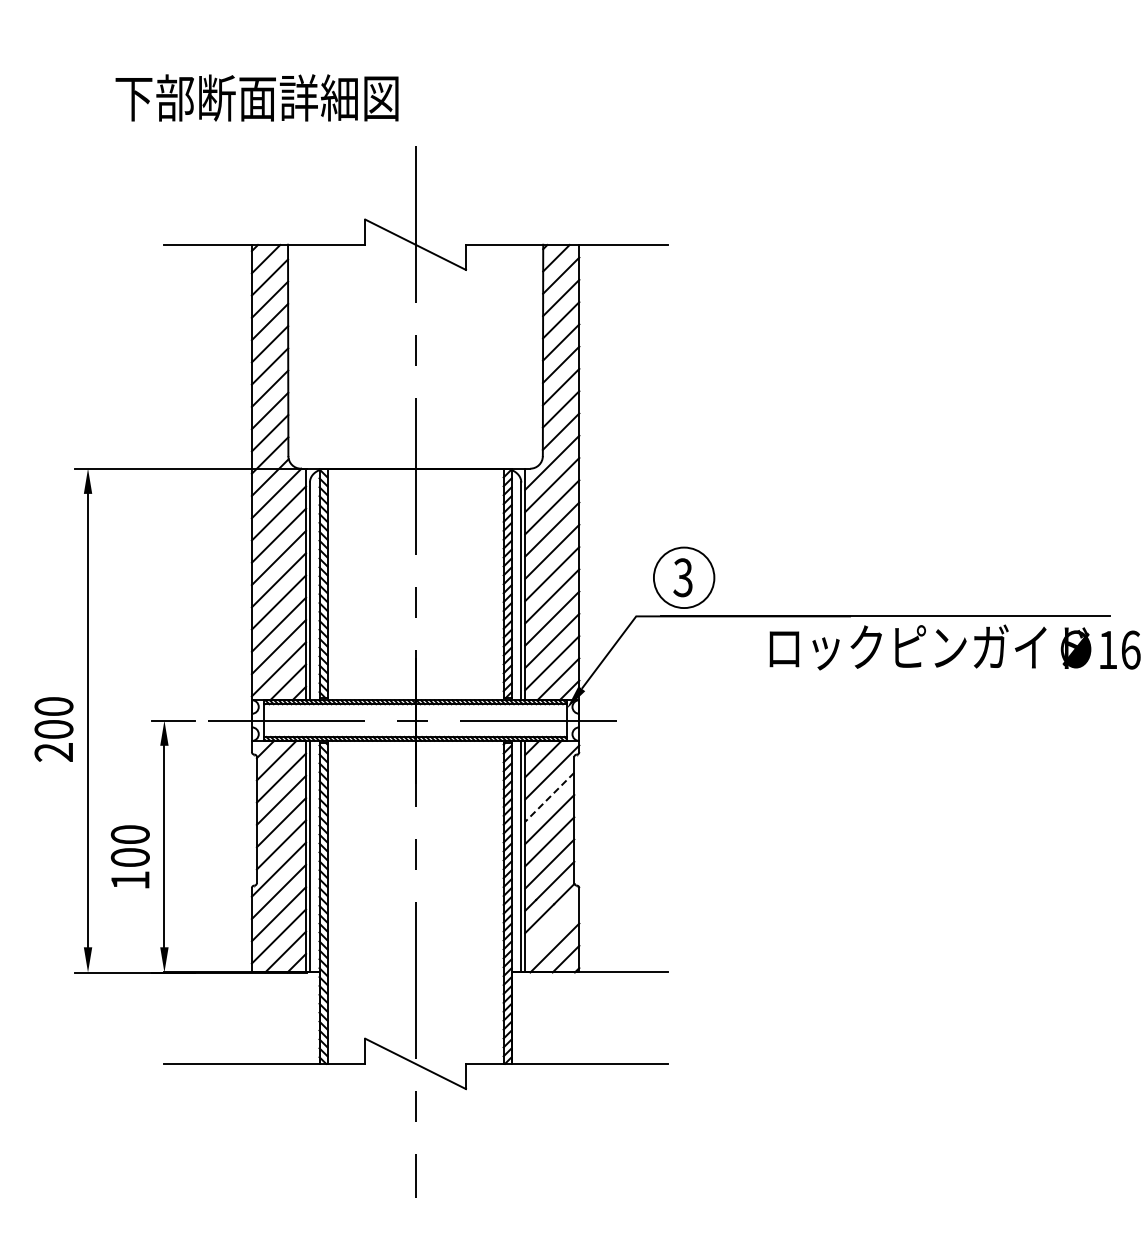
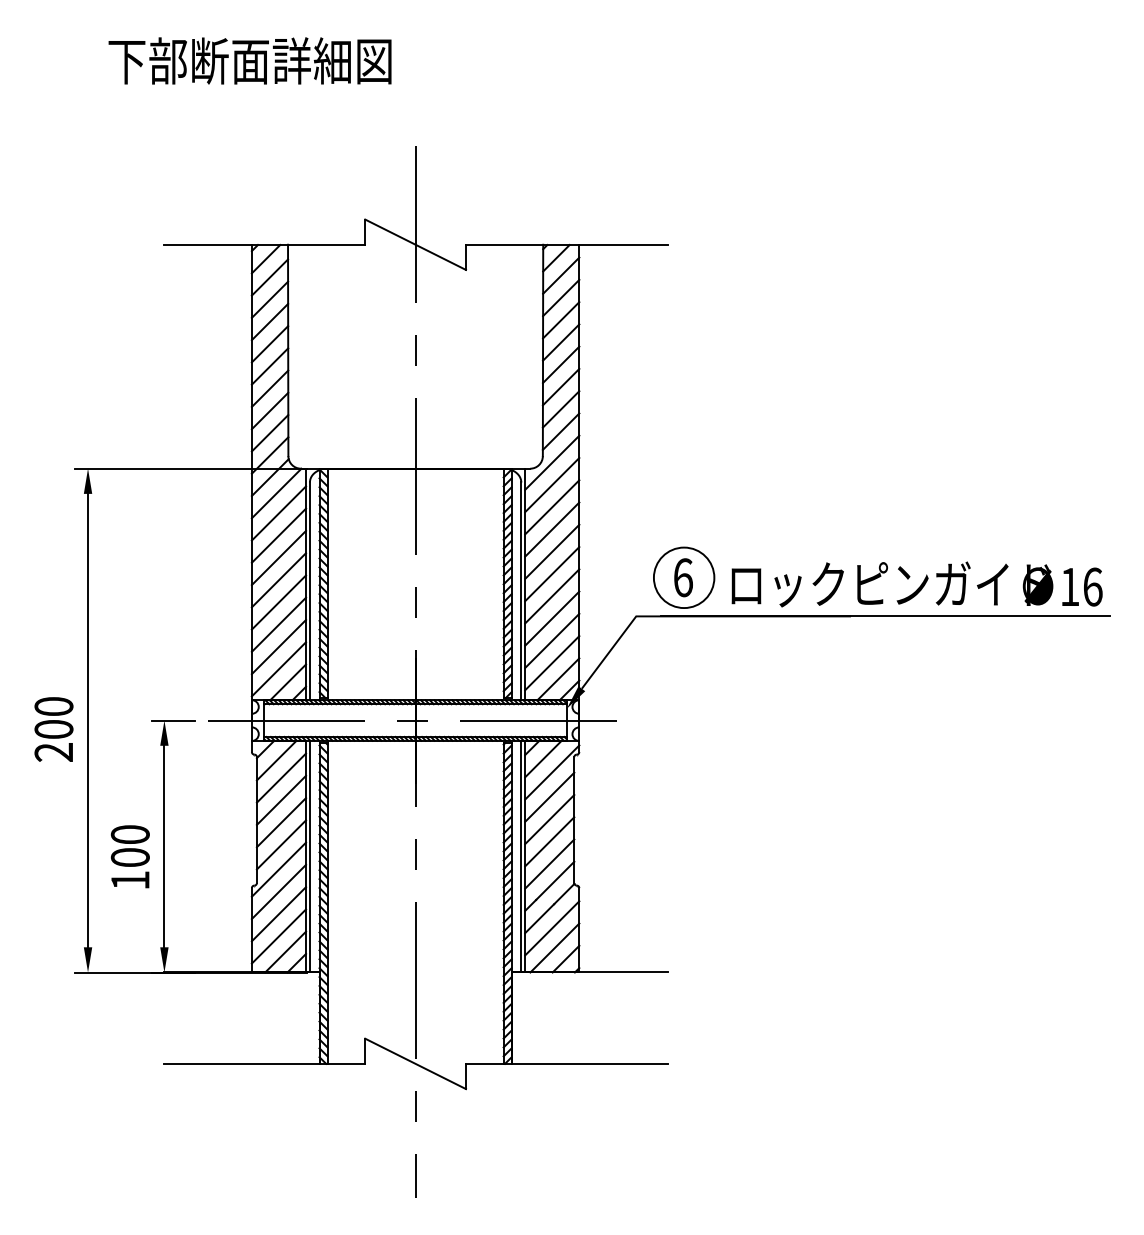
text position: (256, 97) -> (249, 60) (249, 60)
text: 3 -> 6 (682, 577)
text position: (954, 647) -> (916, 584) (916, 584)
line: dashed -> solid (549, 797)
line: none -> present (552, 928)
